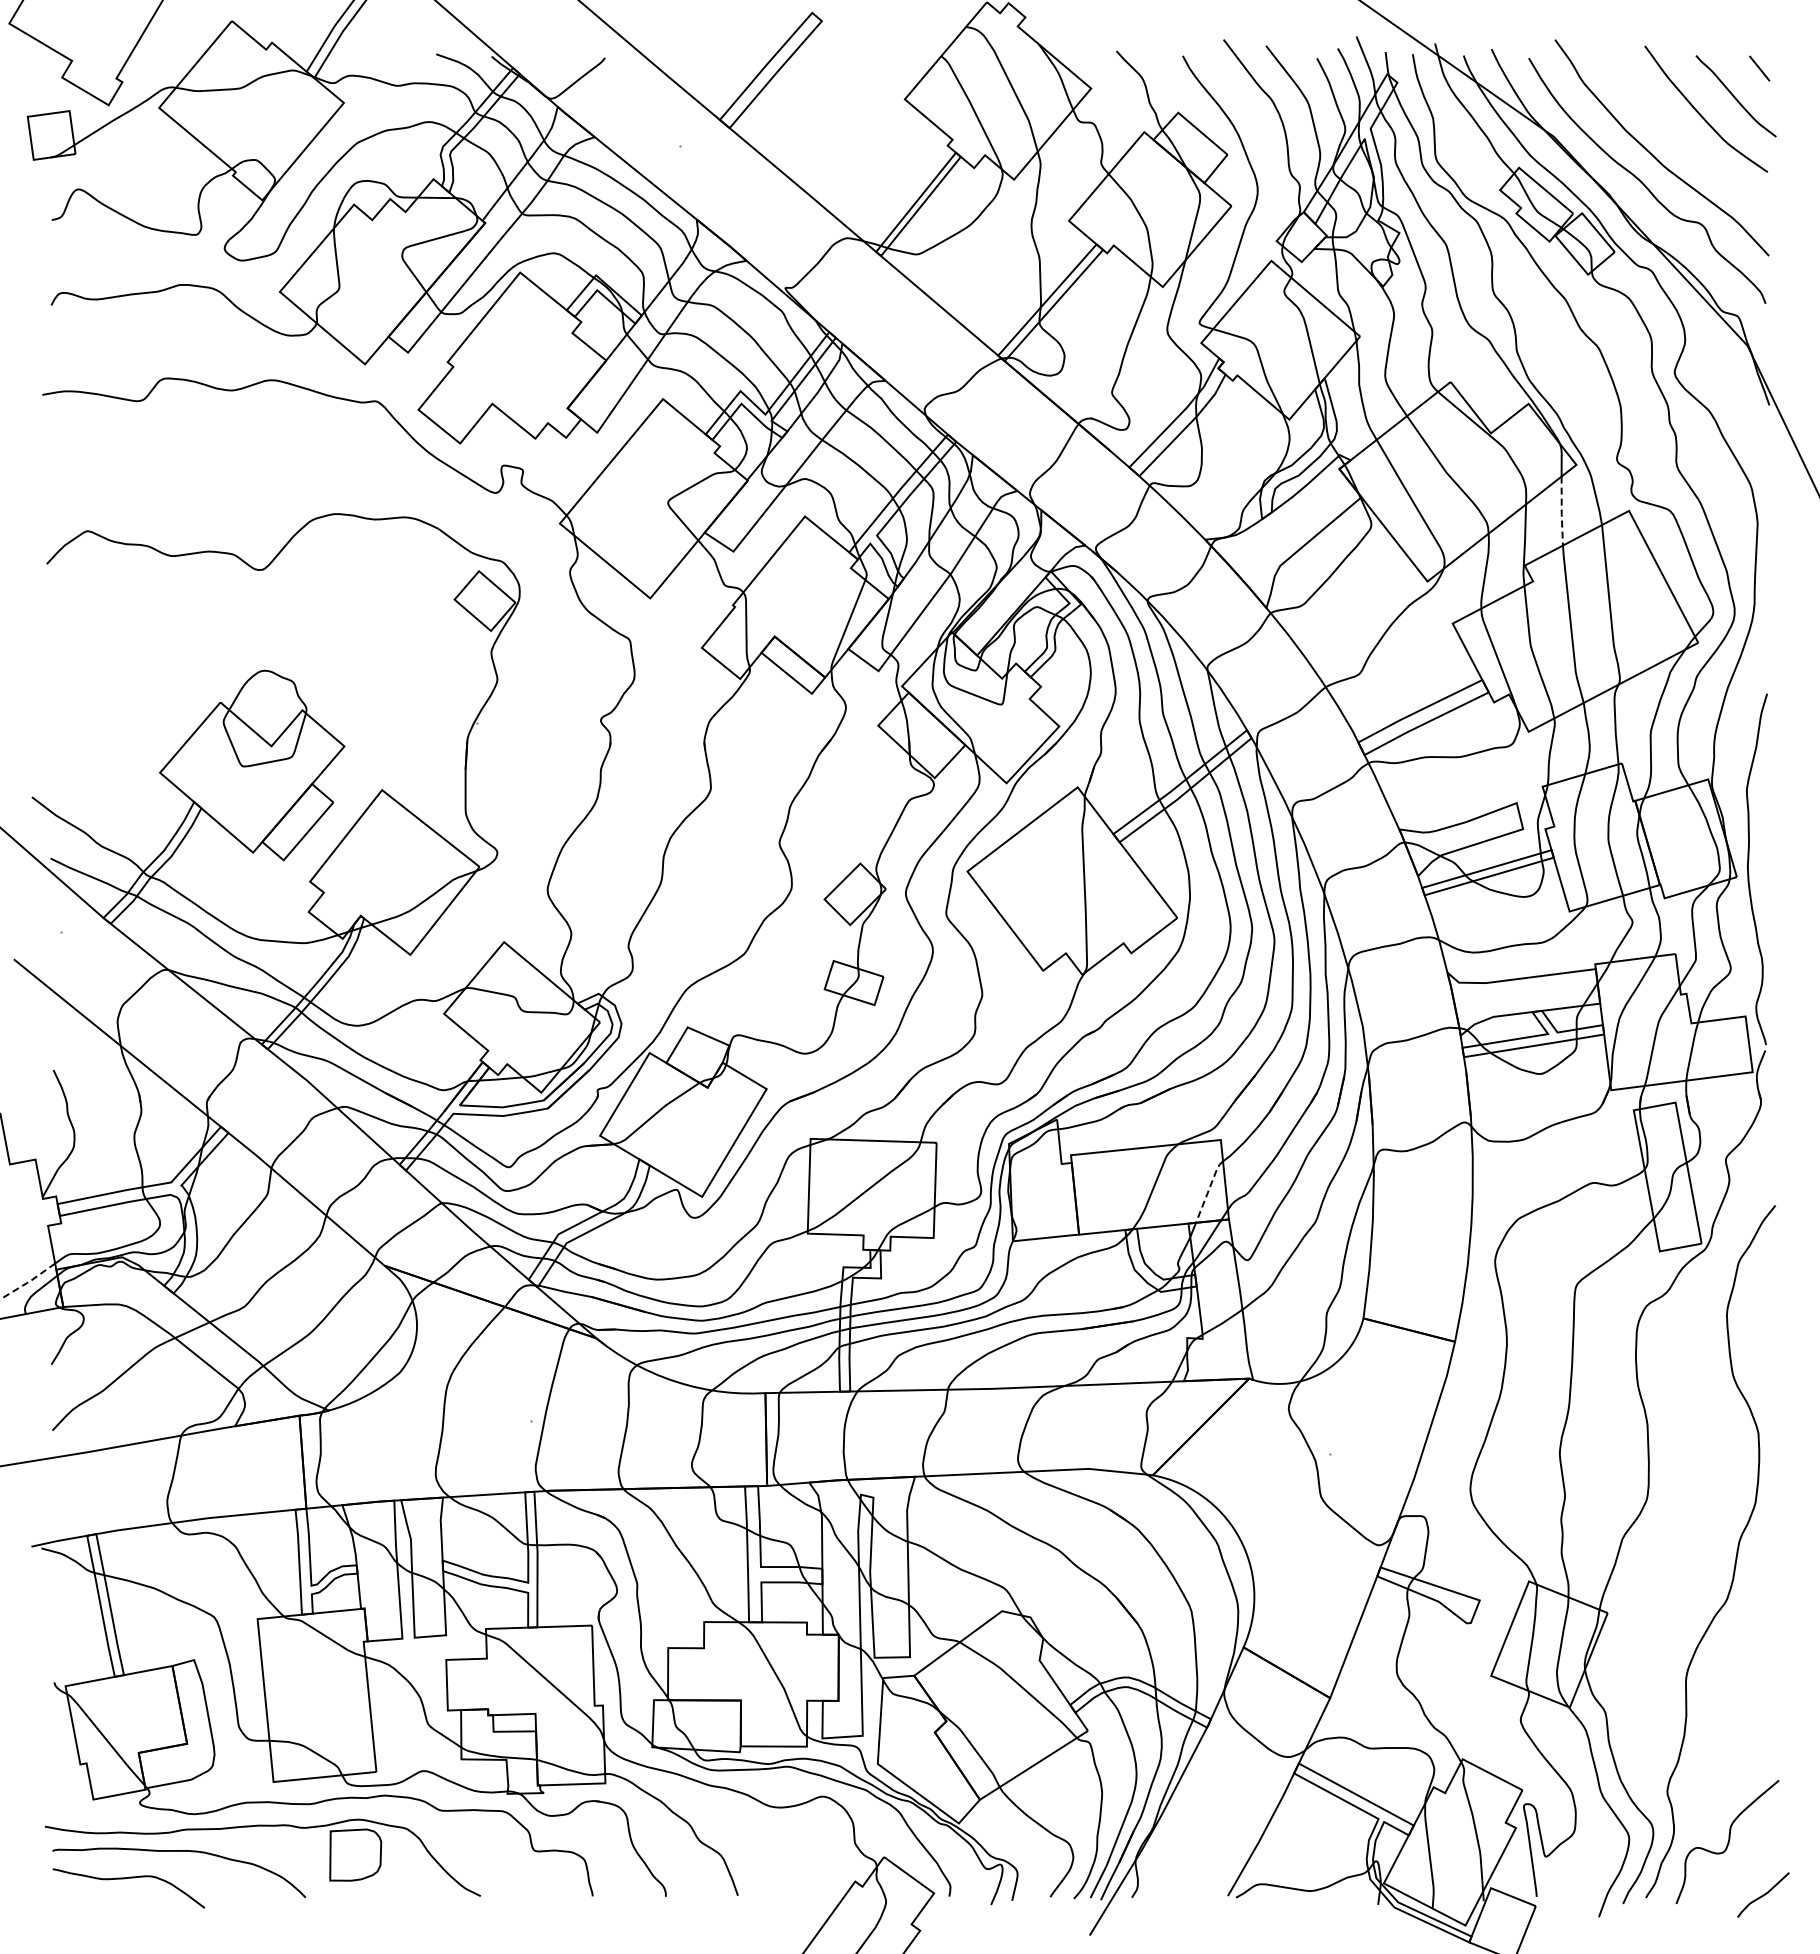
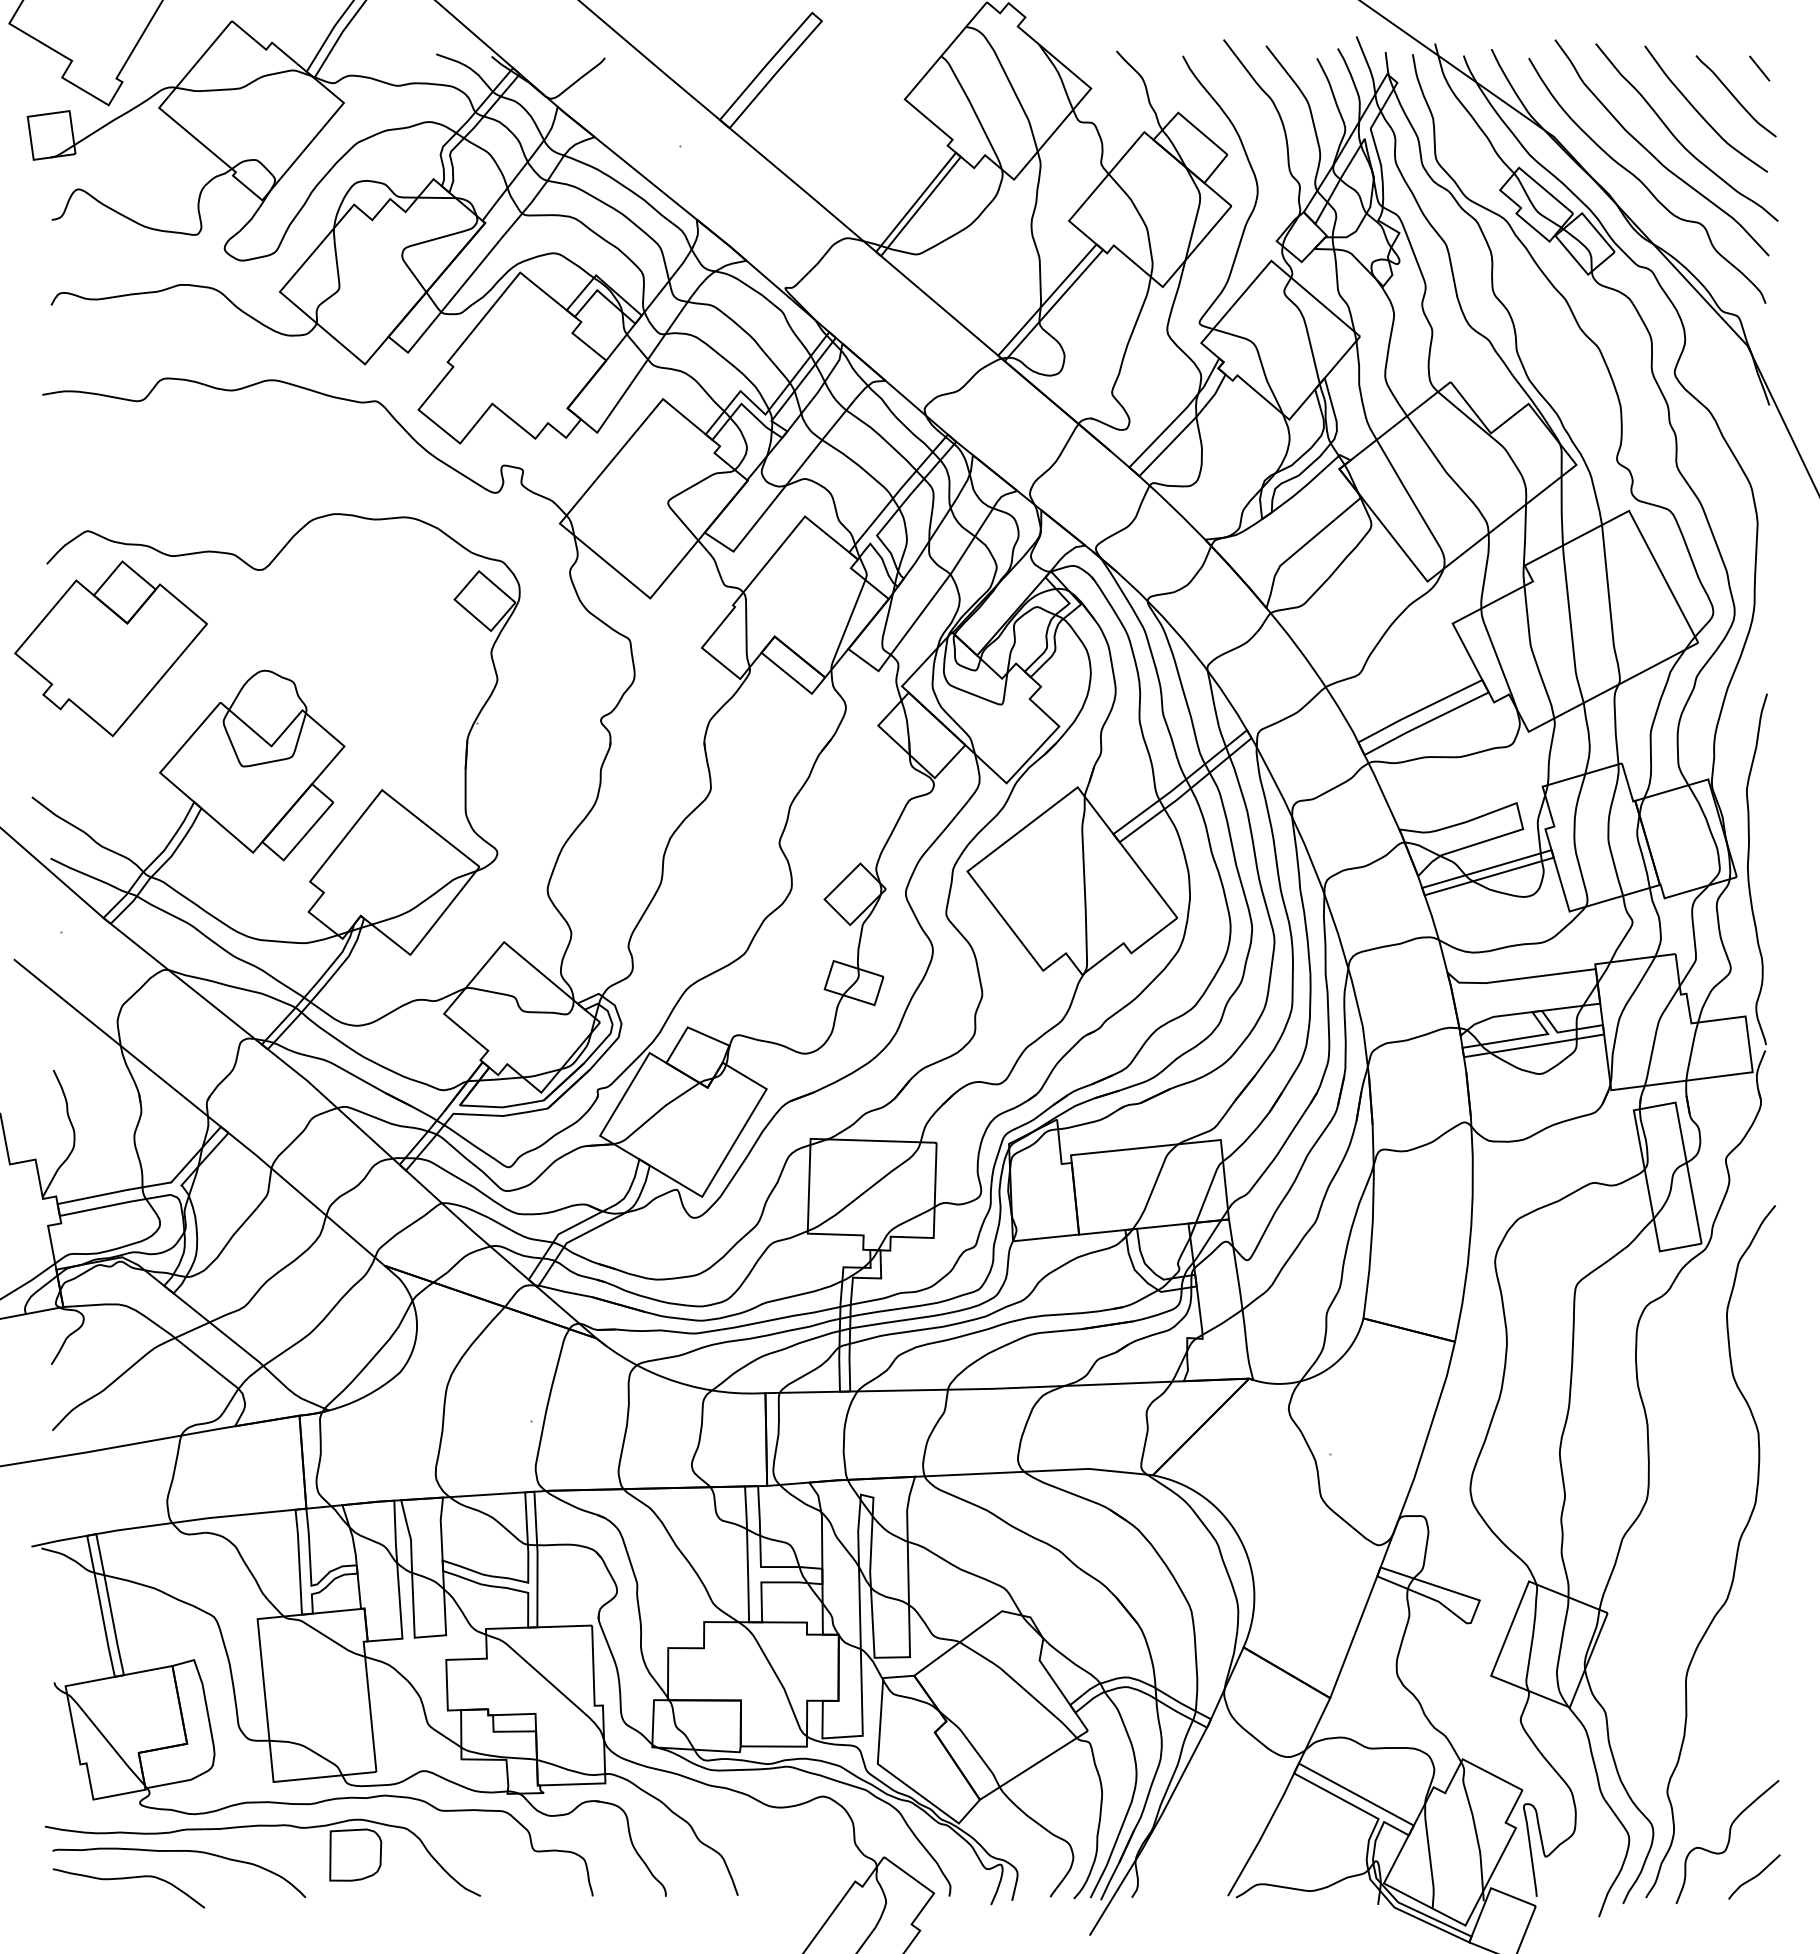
curve: none -> present (1678, 139)
line: dashed -> solid (1561, 512)
part: none -> present (110, 648)
line: dashed -> solid (1208, 1190)
line: dashed -> solid (28, 1282)
curve position: (1763, 1894) -> (1754, 1876) (1754, 1876)
